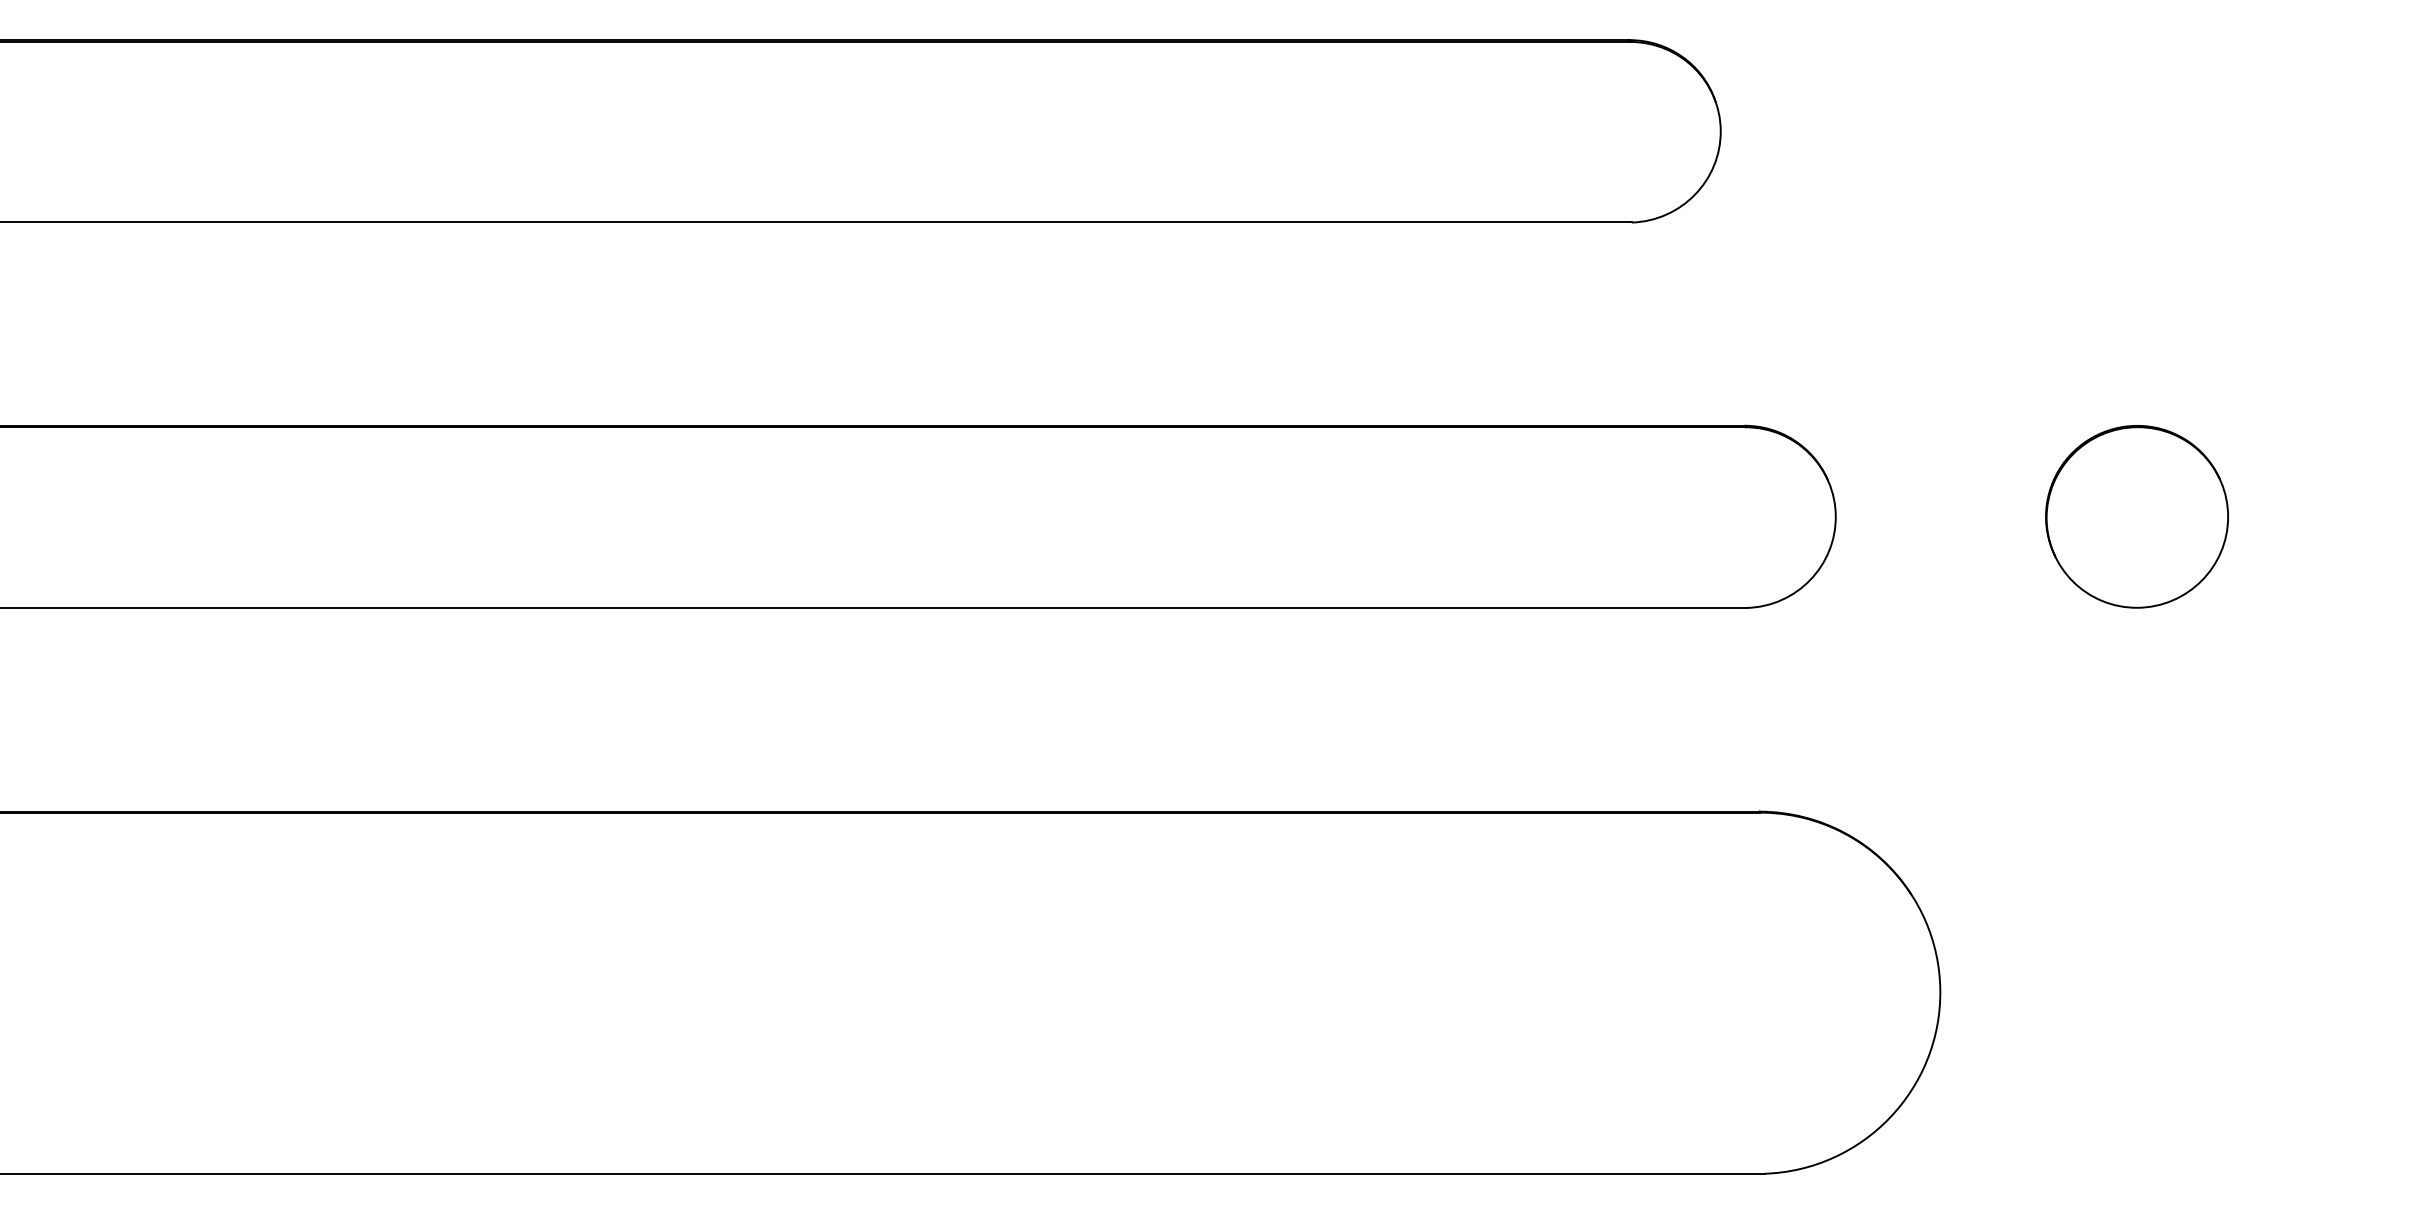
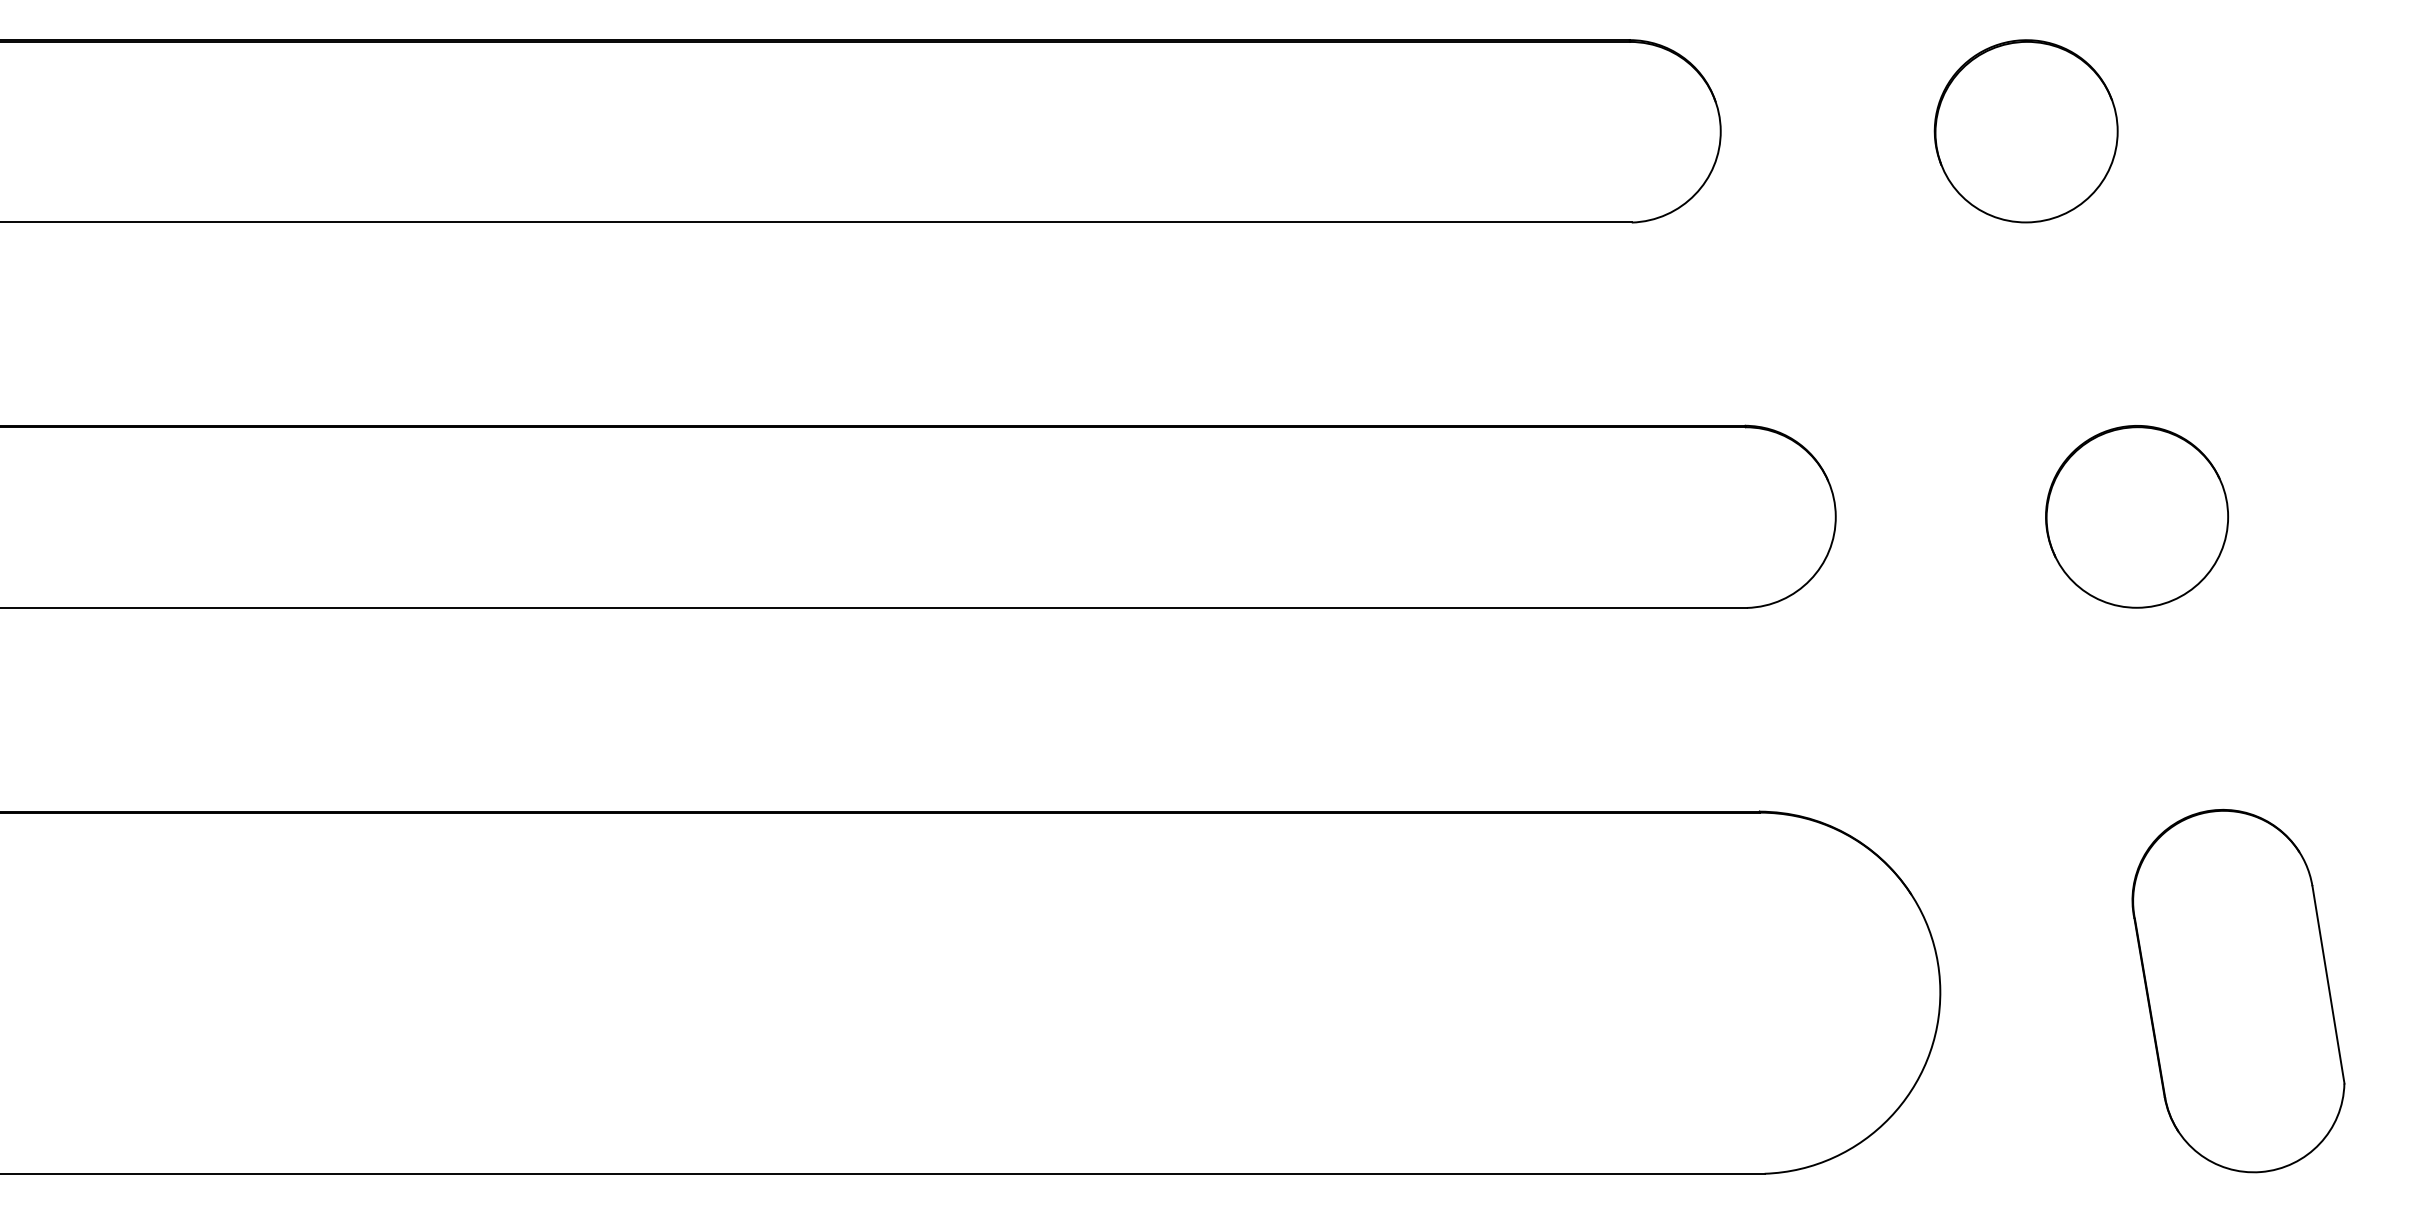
part: none -> present (2025, 131)
part: none -> present (2238, 991)
